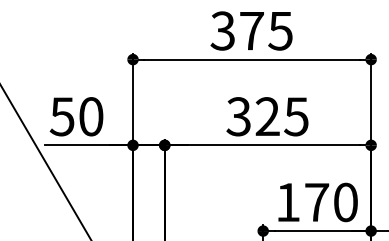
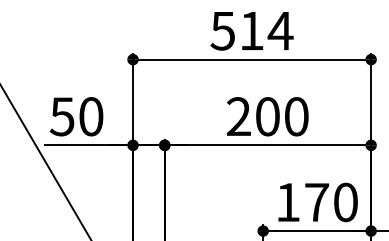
text: 375 -> 514 (252, 30)
text: 325 -> 200 (267, 116)
